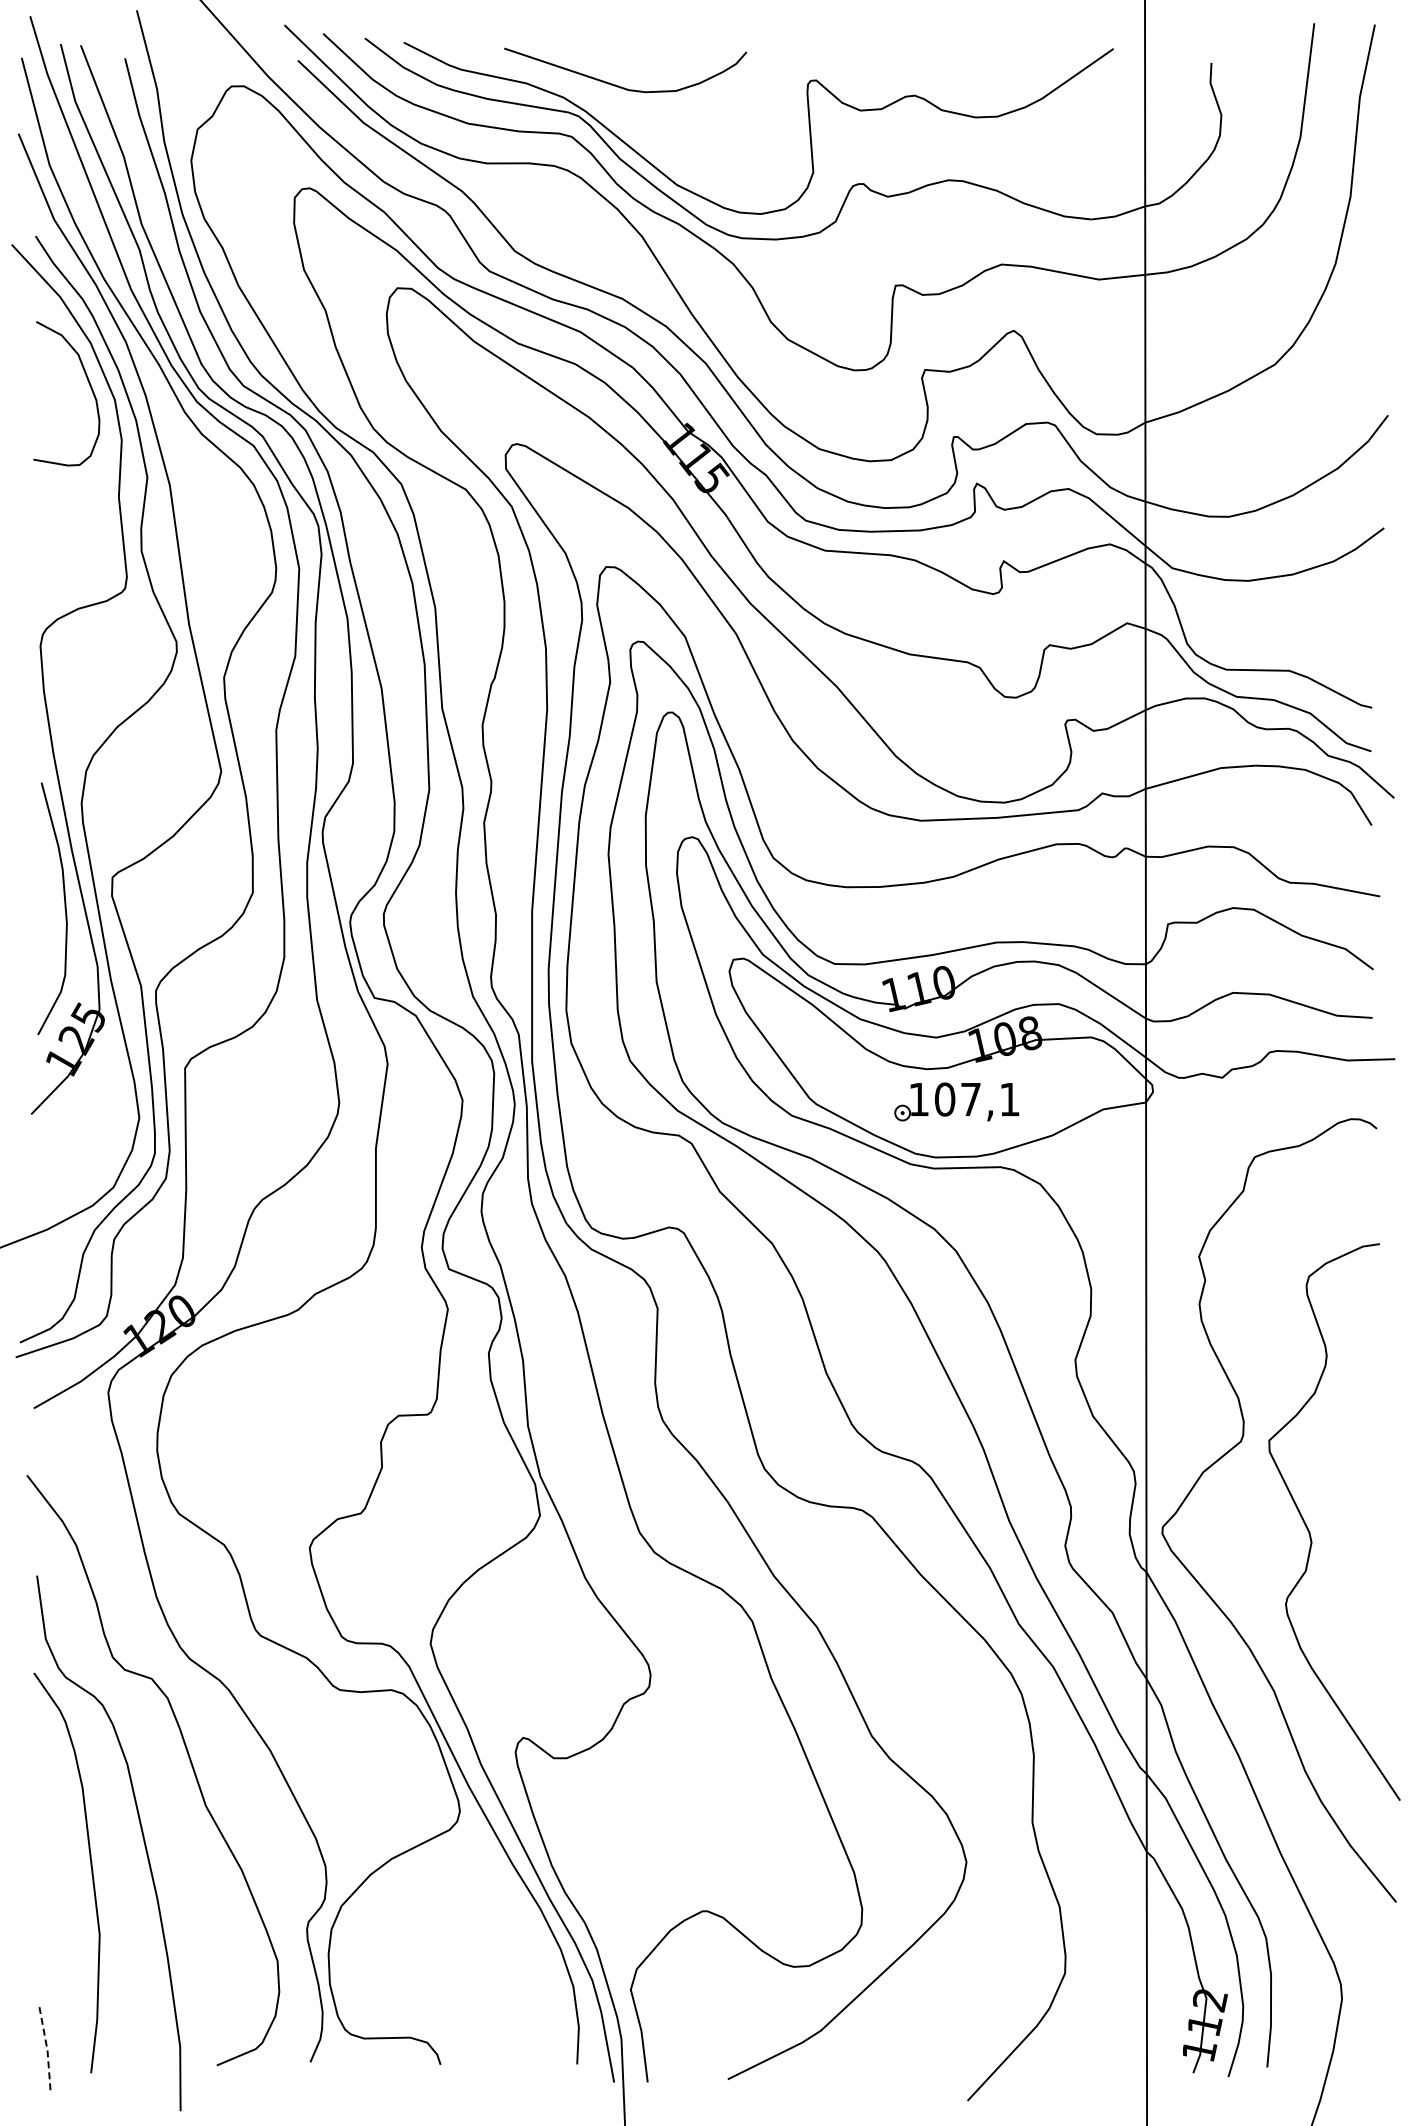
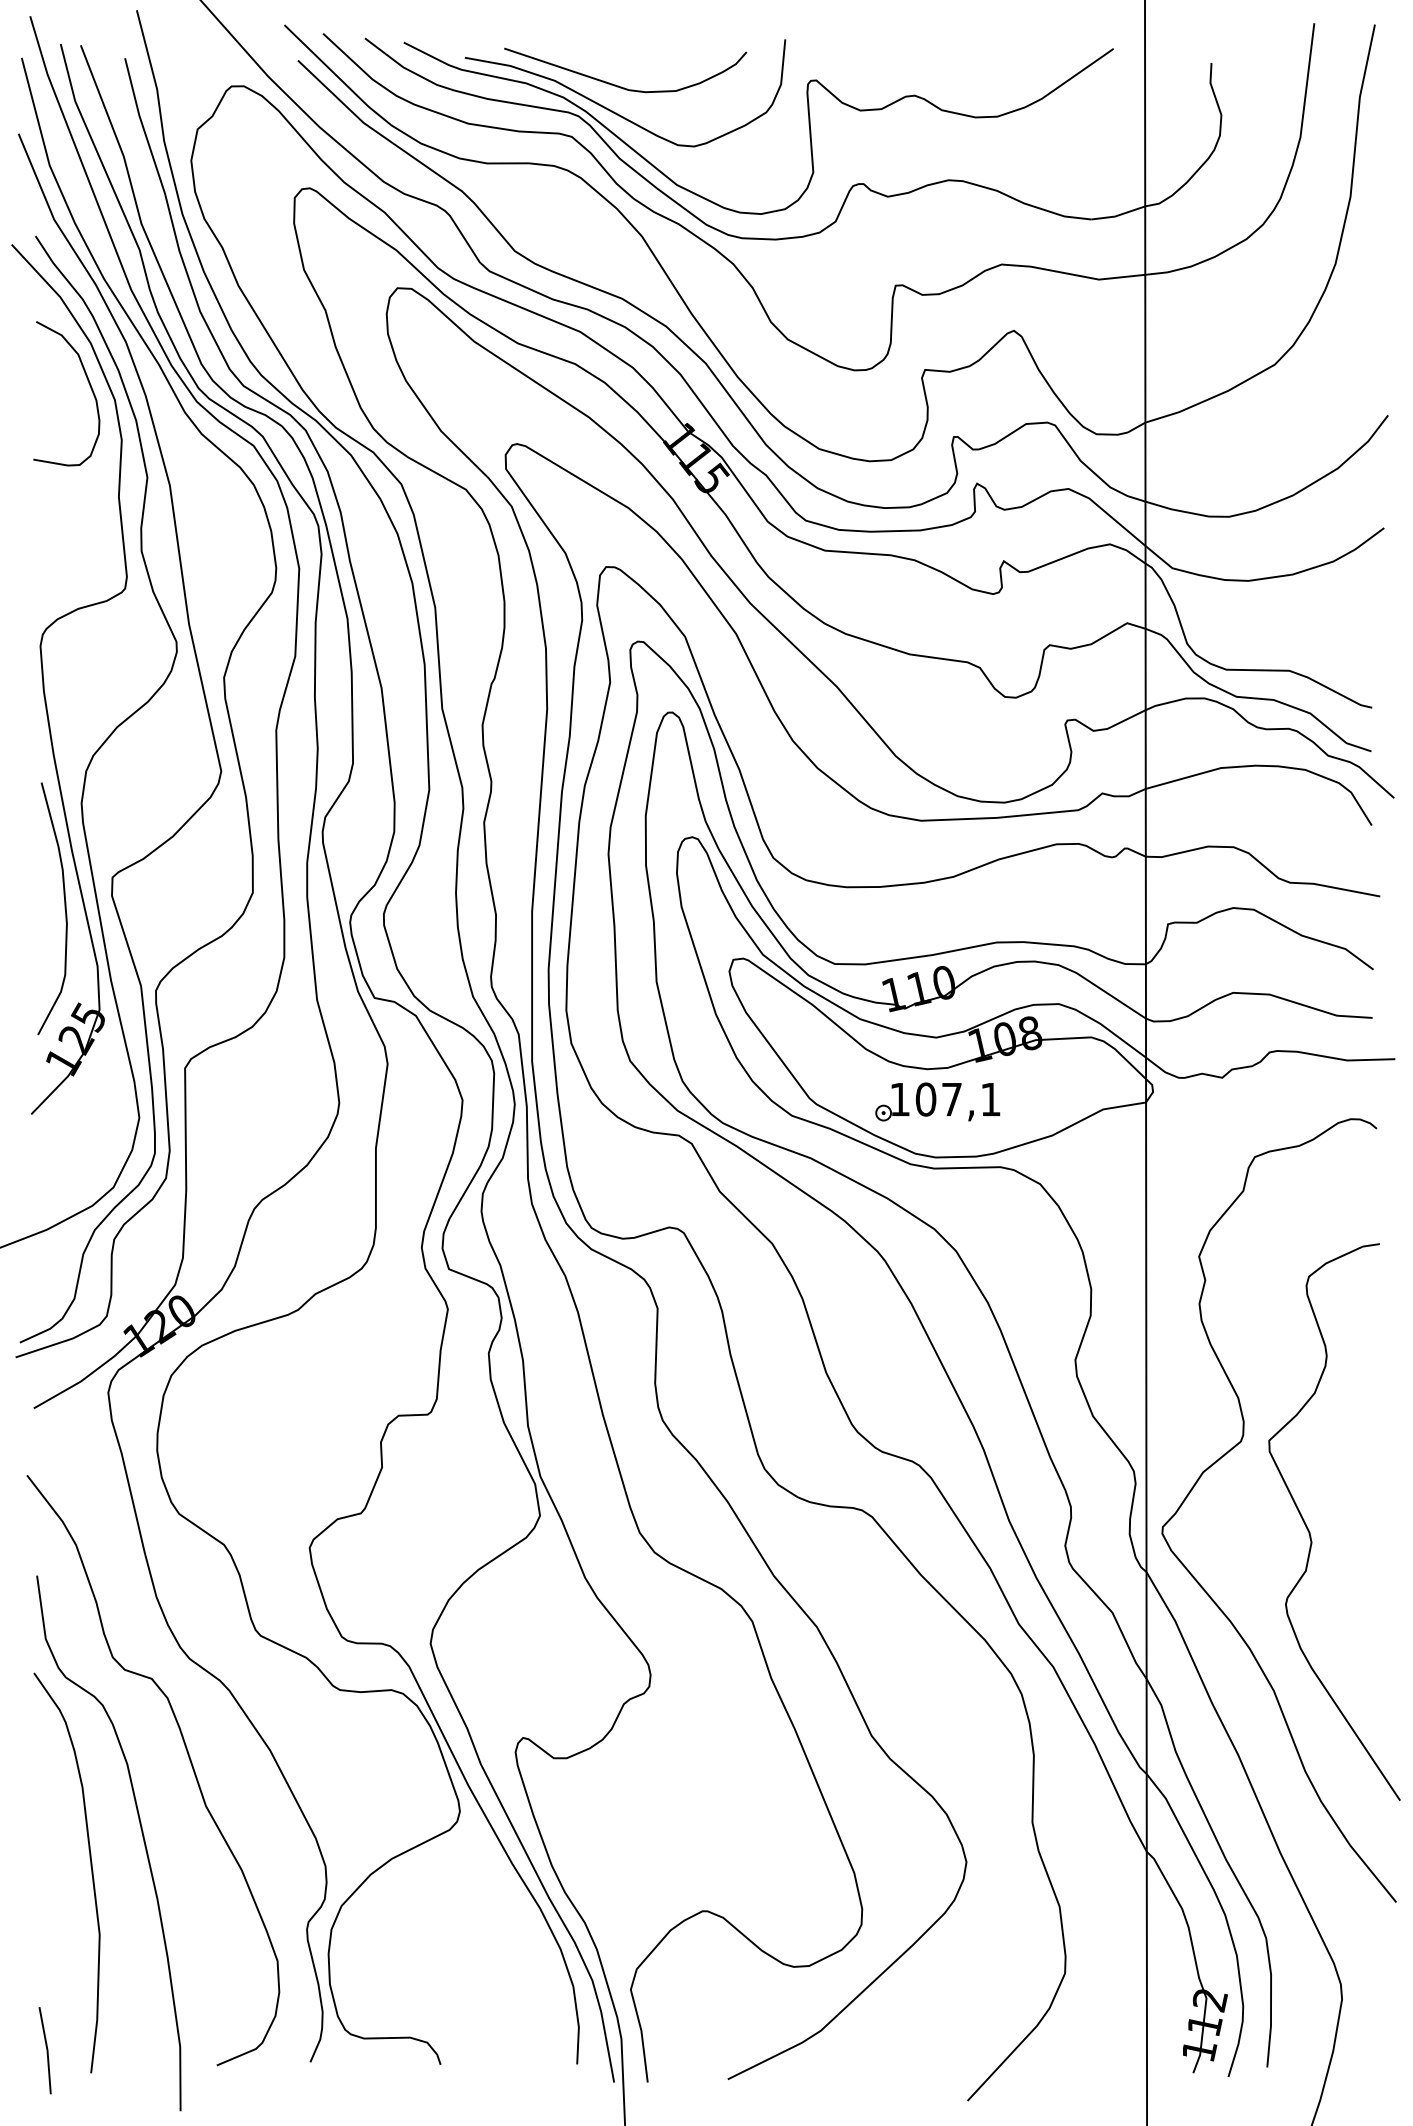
curve: none -> present (616, 112)
part position: (956, 1101) -> (937, 1101) (937, 1101)
line: dashed -> solid (47, 2050)
